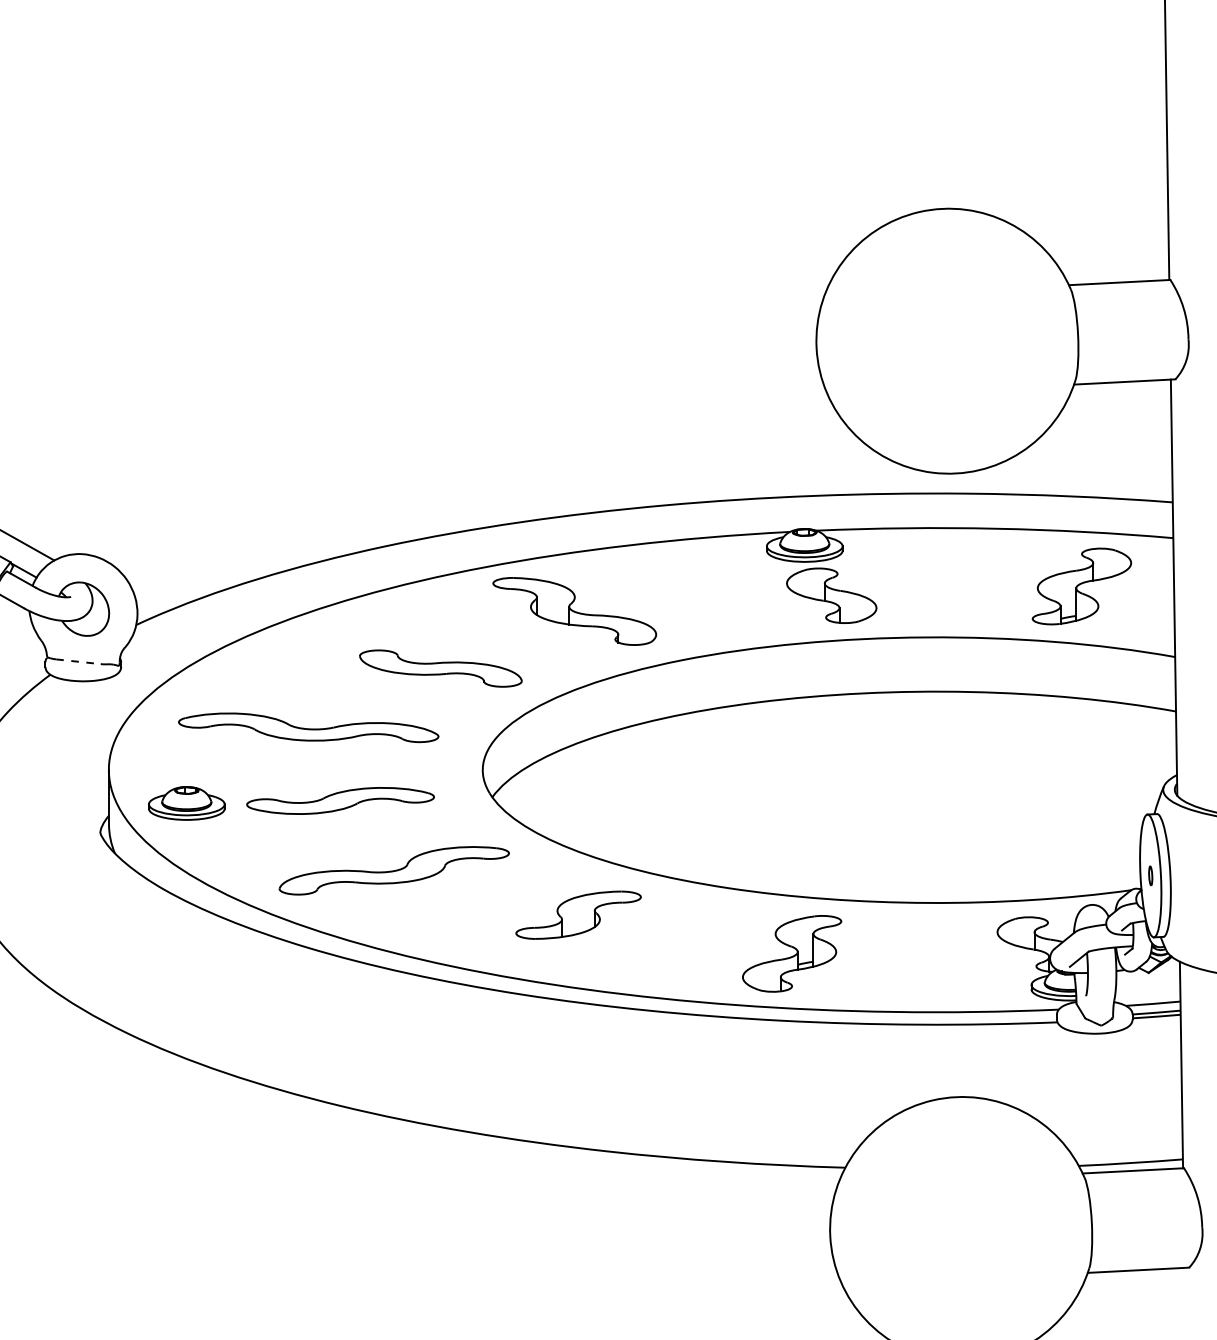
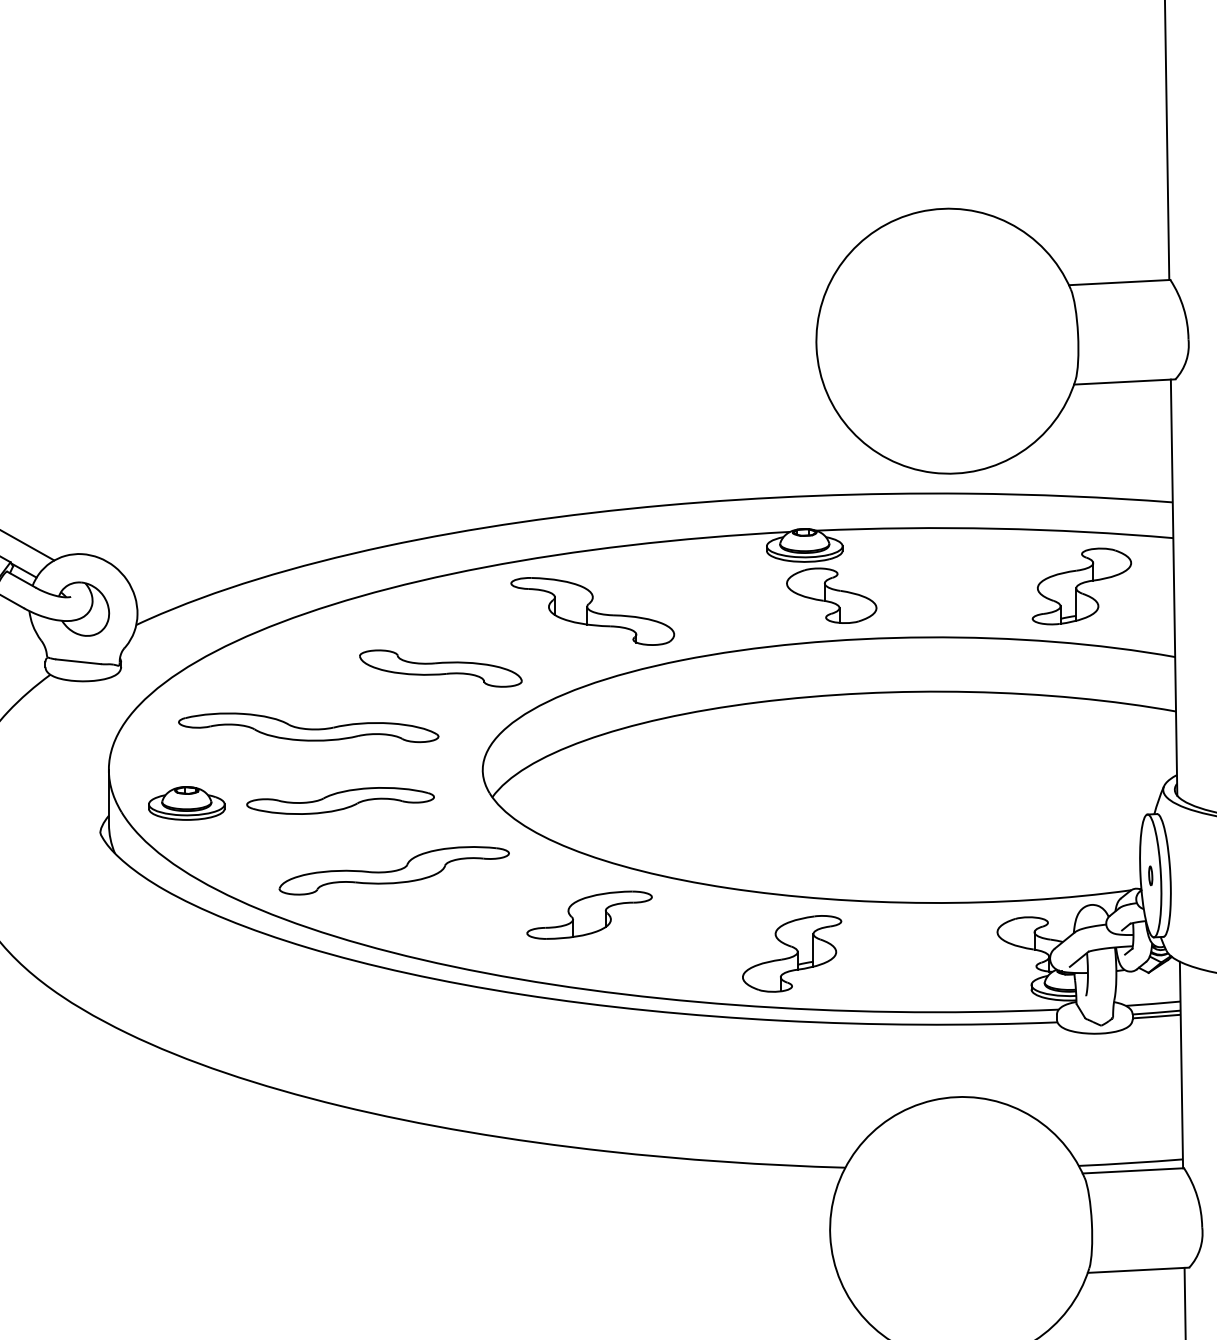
part position: (574, 611) -> (592, 611) (592, 611)
line: dashed -> solid (78, 661)
part position: (578, 914) -> (589, 914) (589, 914)
line: none -> present (1184, 1301)
